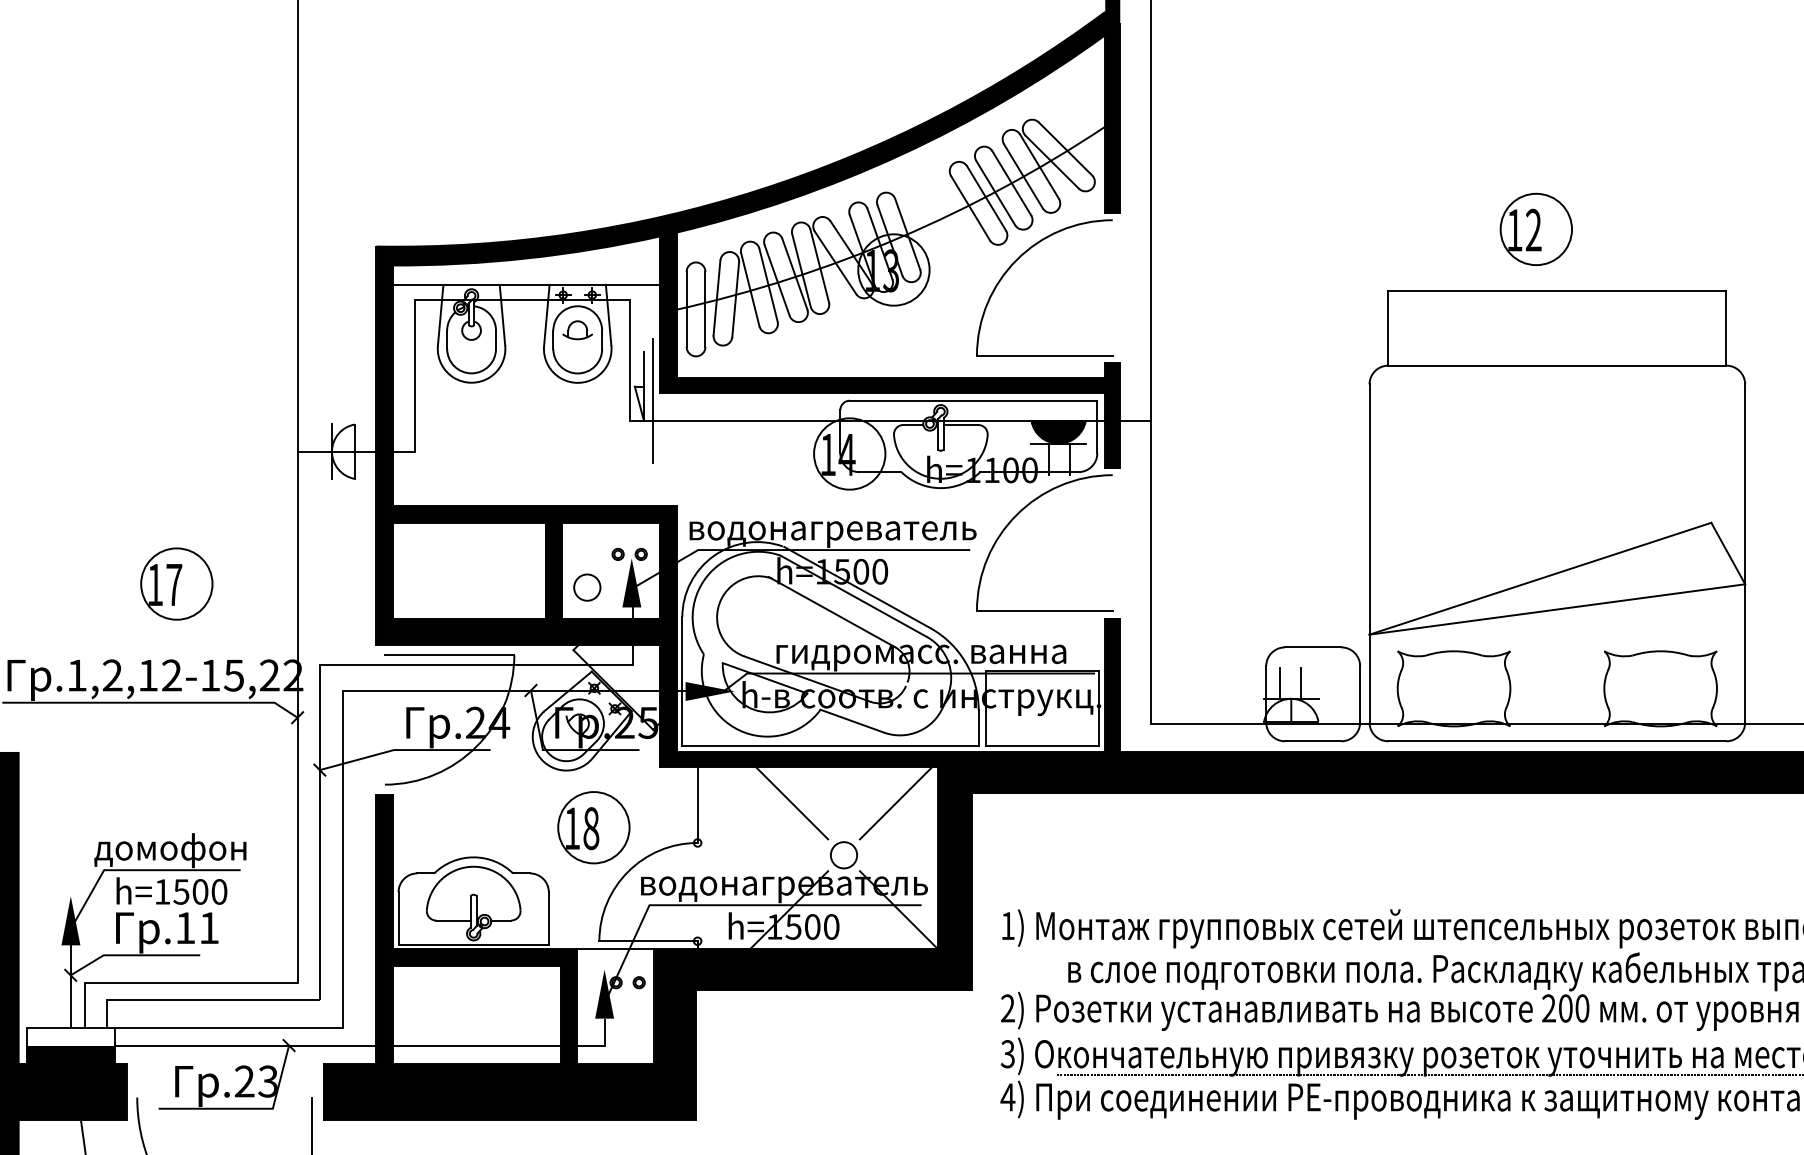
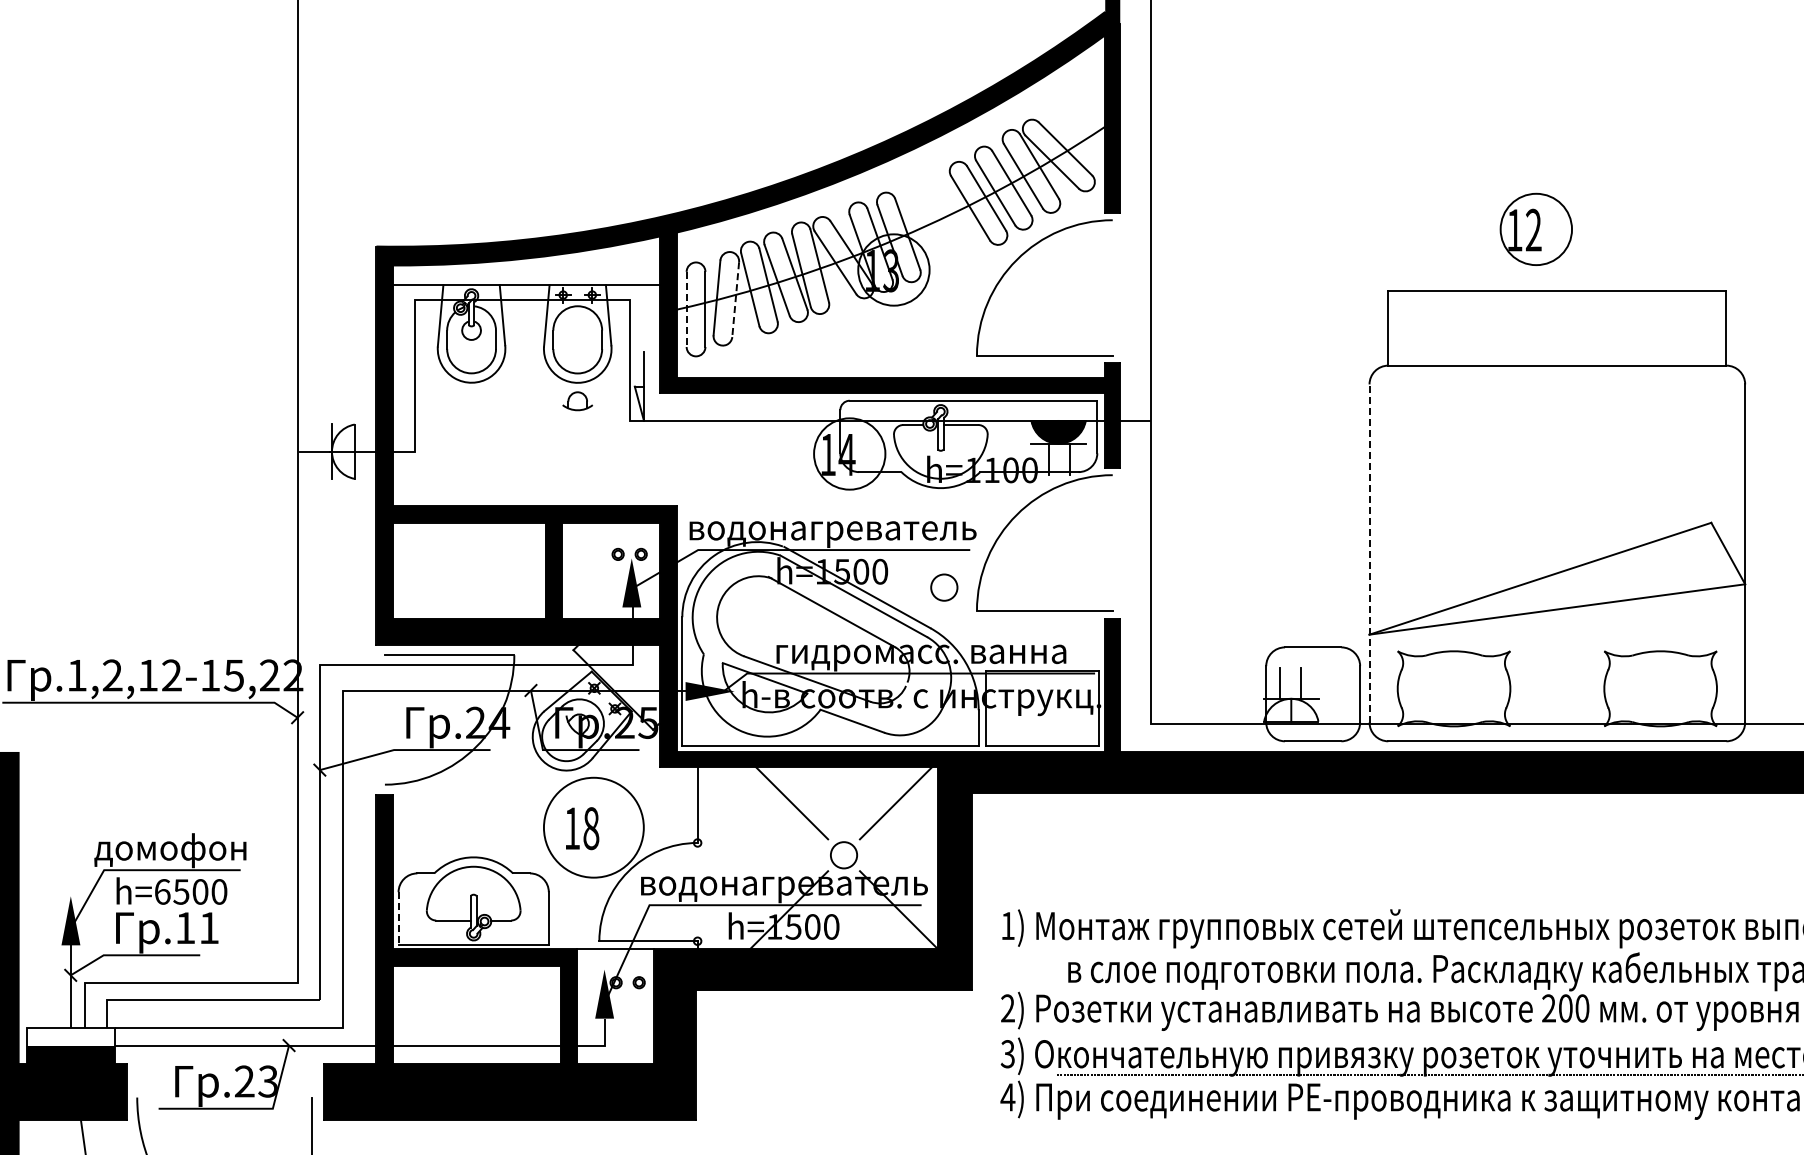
line: solid -> dashed (735, 299)
line: solid -> dashed (686, 309)
part position: (577, 330) -> (577, 401) (577, 401)
line: present -> none (652, 400)
line: solid -> dashed (1369, 552)
part: present -> none (176, 583)
circle position: (587, 587) -> (944, 587) (944, 587)
circle diameter: 71 px -> 100 px (593, 827)
text: h=1500 -> h=6500 (162, 891)
line: solid -> dashed (398, 919)
